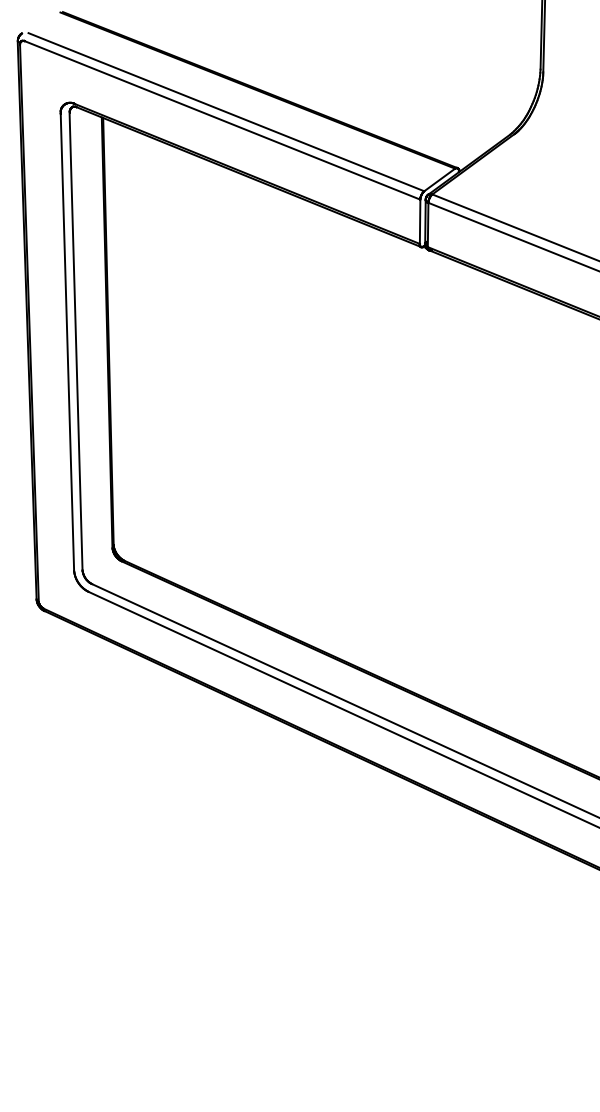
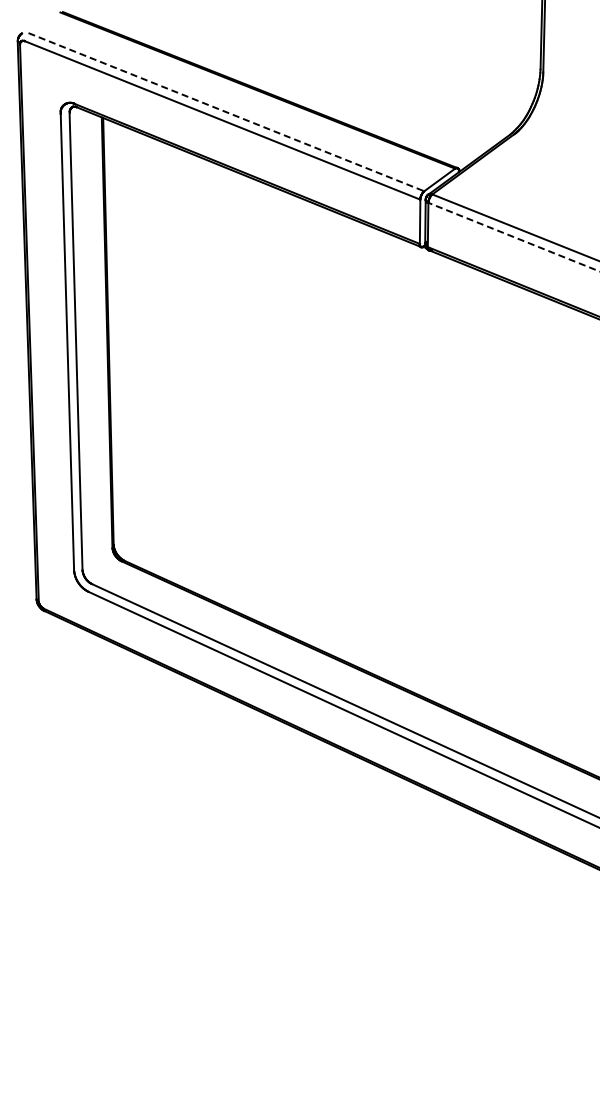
line: solid -> dashed (226, 112)
line: solid -> dashed (513, 236)
